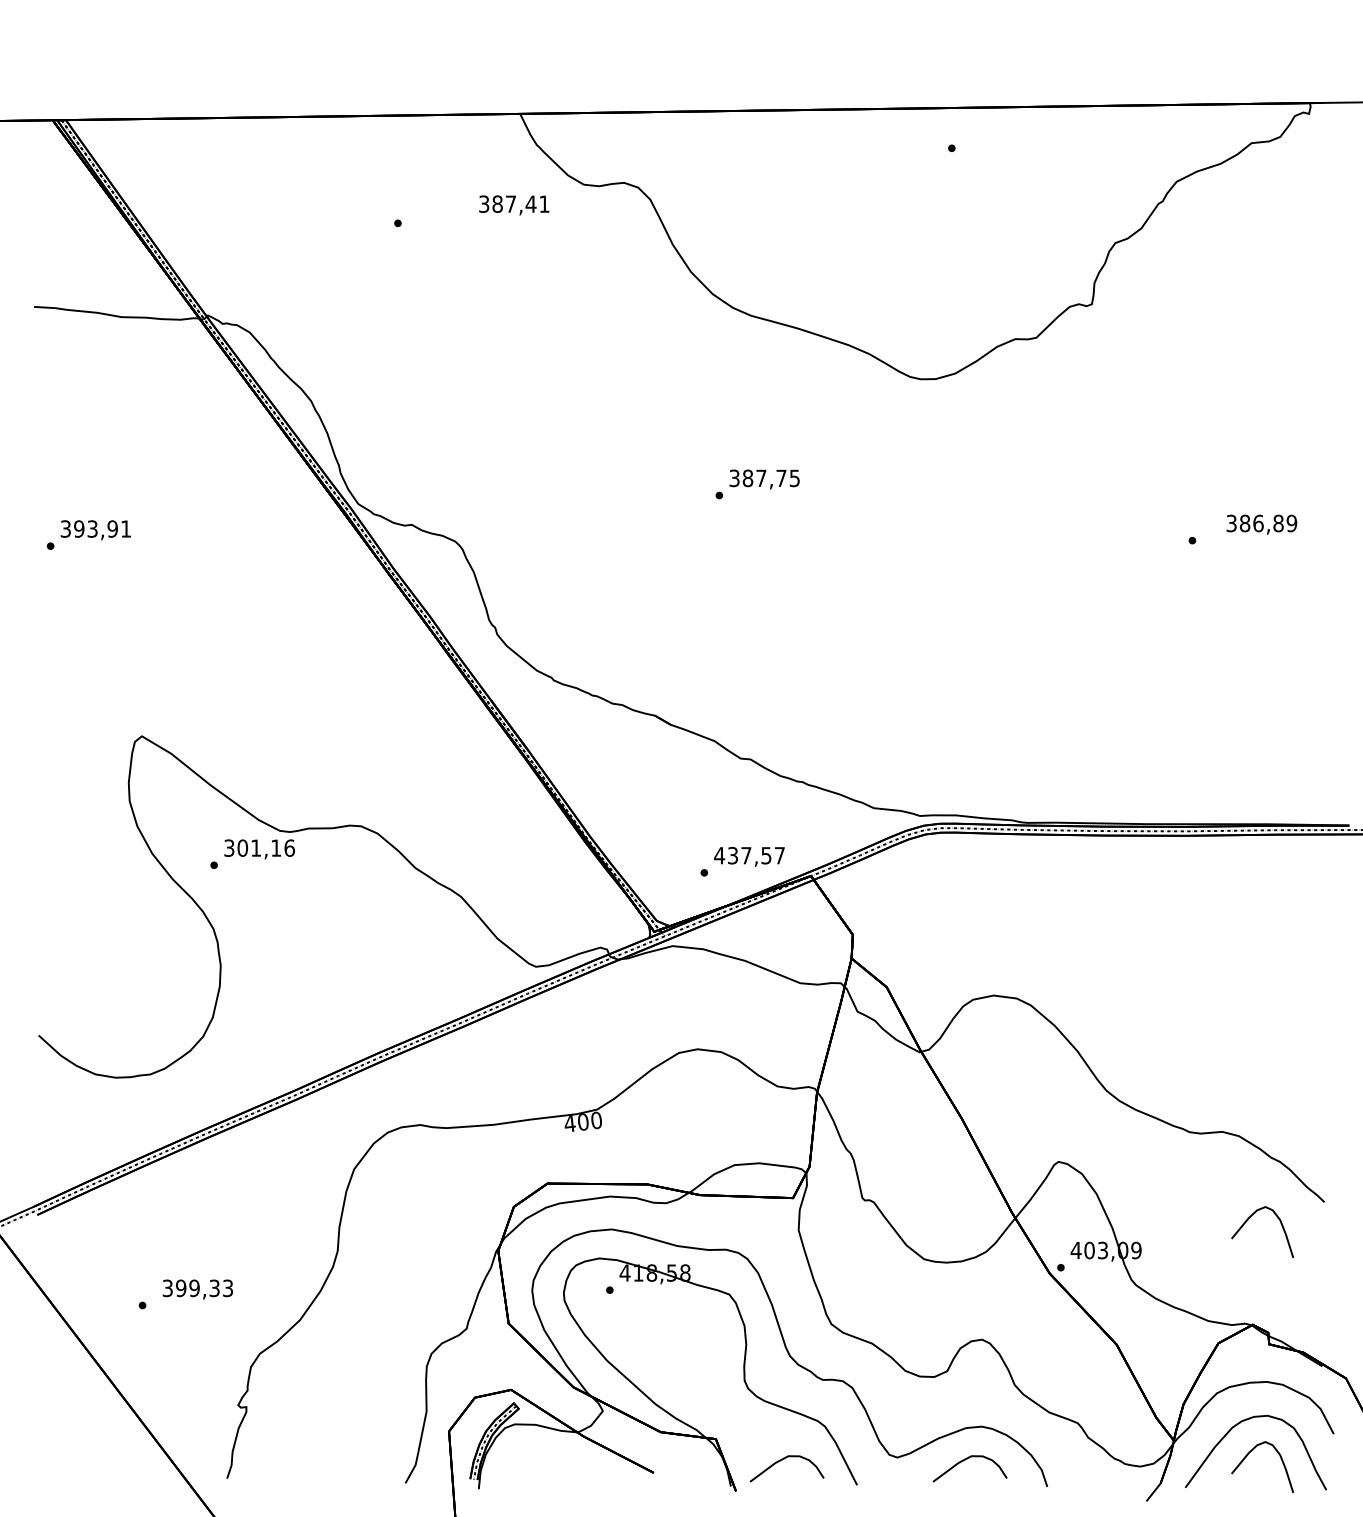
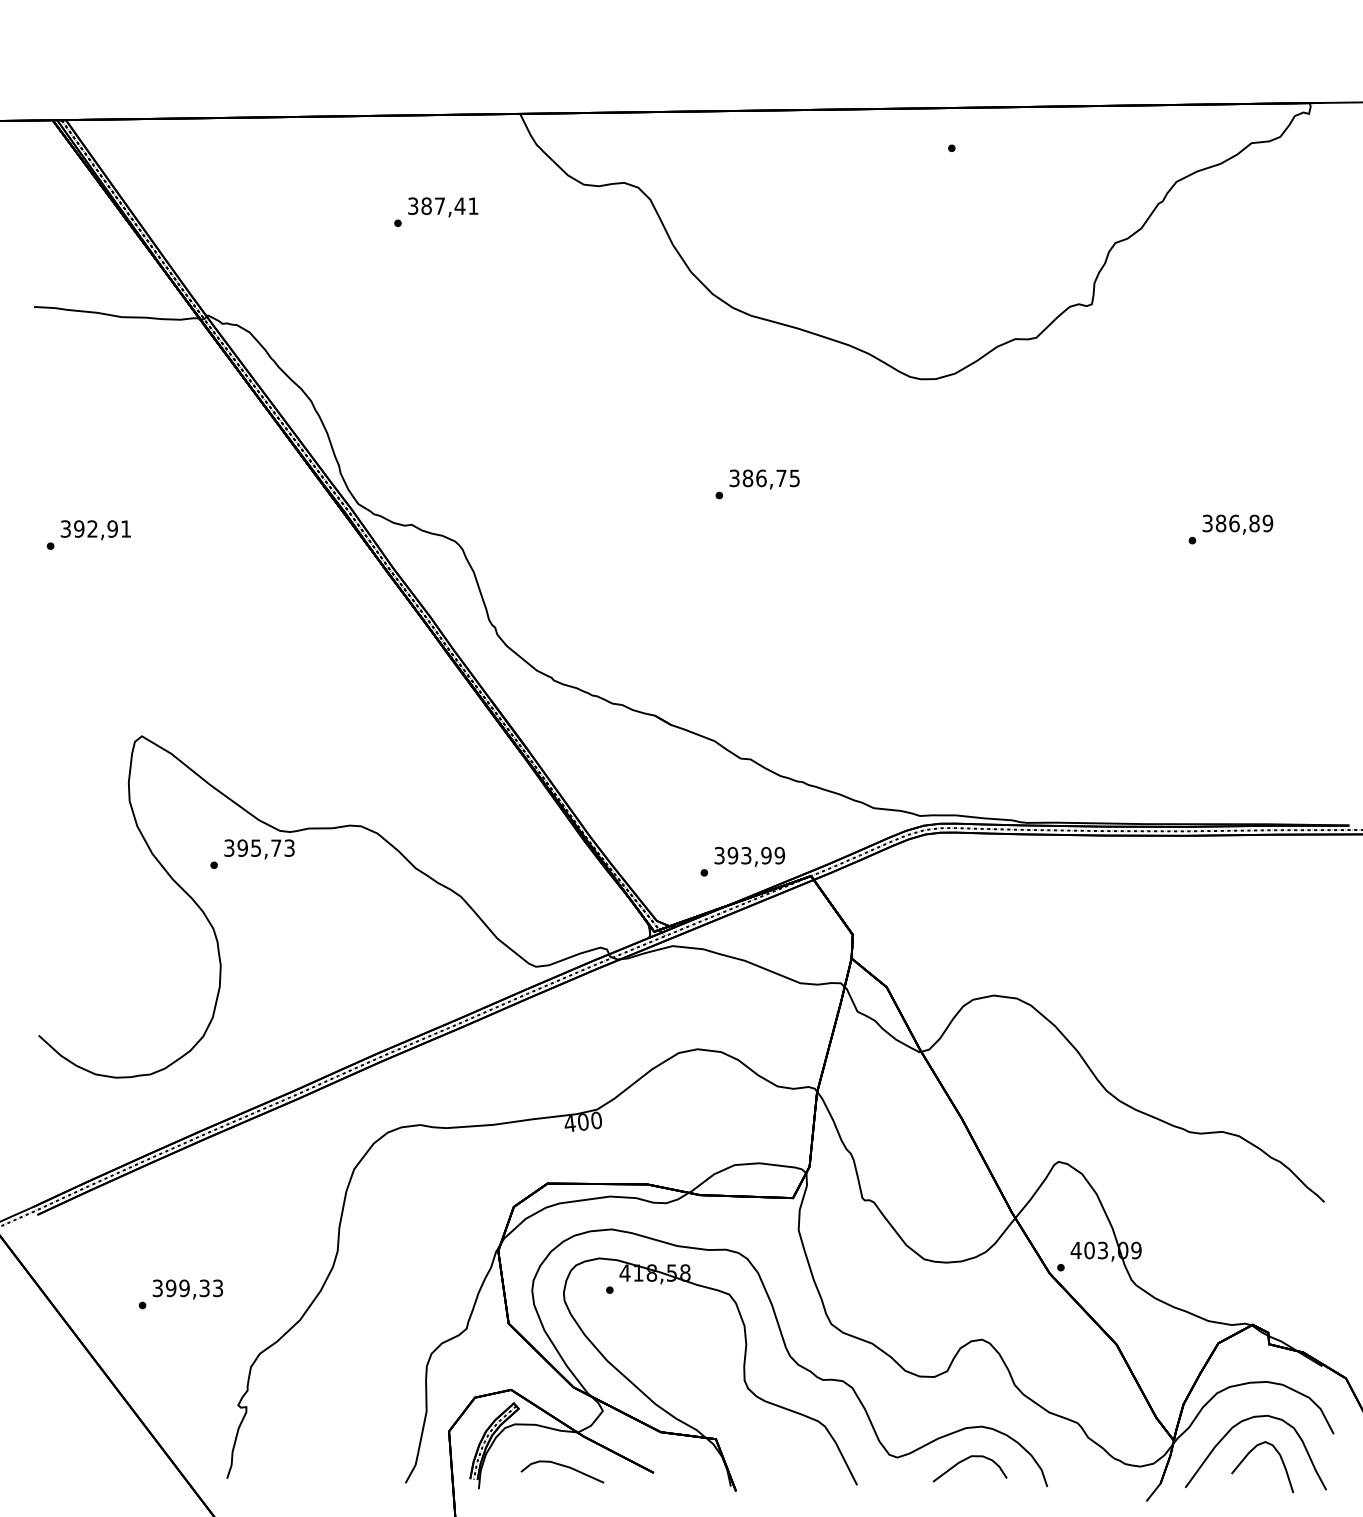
text position: (514, 205) -> (443, 207) (443, 207)
text: 387,75 -> 386,75 (761, 478)
text position: (1261, 524) -> (1237, 524) (1237, 524)
text: 393,91 -> 392,91 (92, 528)
text: 301,16 -> 395,73 (265, 847)
text: 437,57 -> 393,99 (749, 855)
curve: present -> none (1248, 1220)
text position: (197, 1289) -> (187, 1289) (187, 1289)
curve: present -> none (782, 1460)
curve: none -> present (562, 1466)
